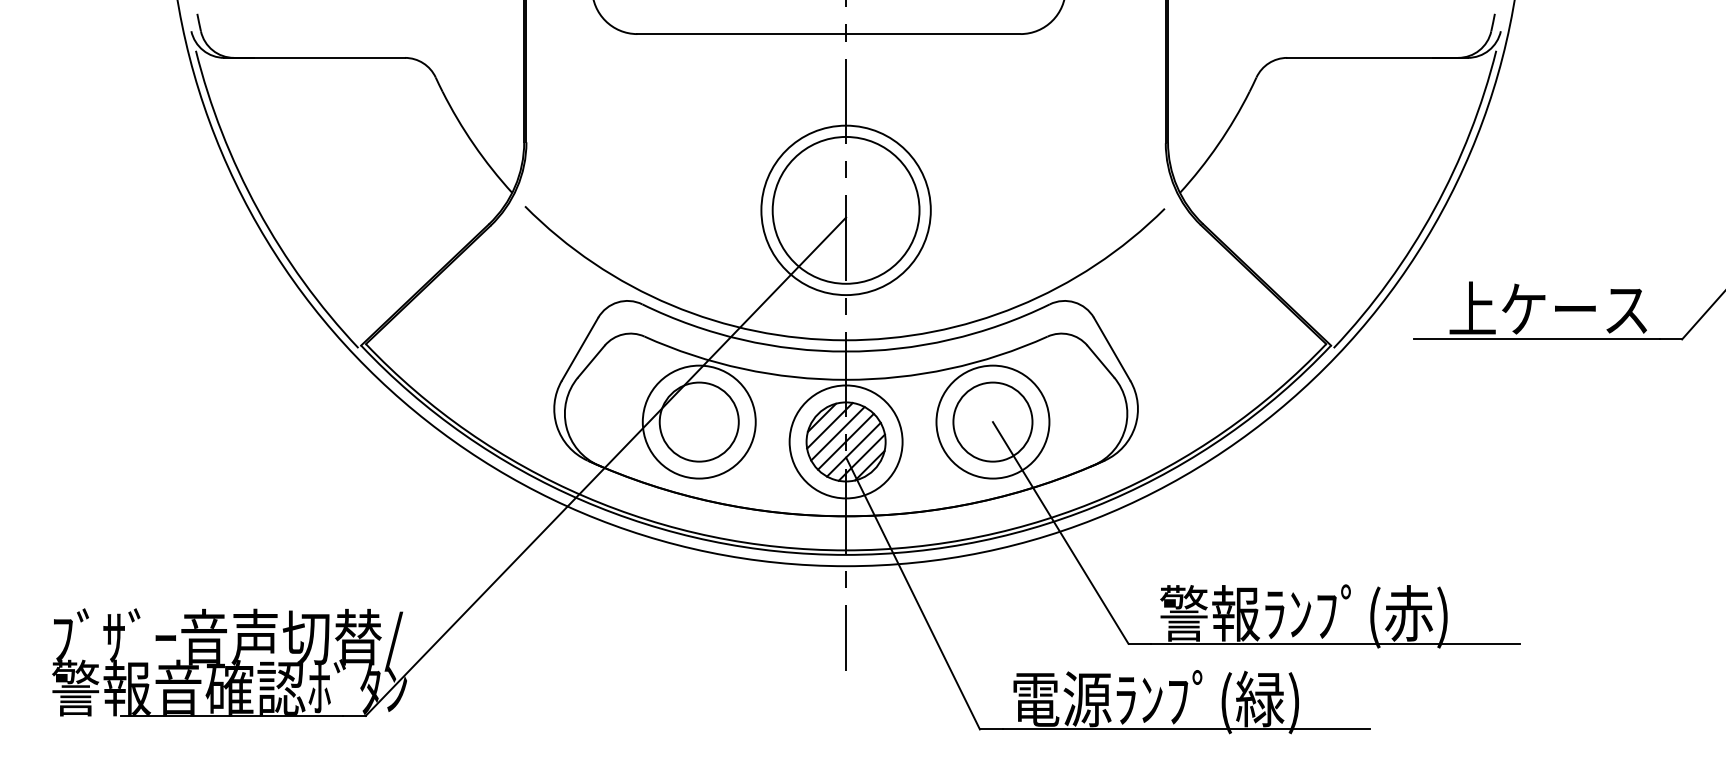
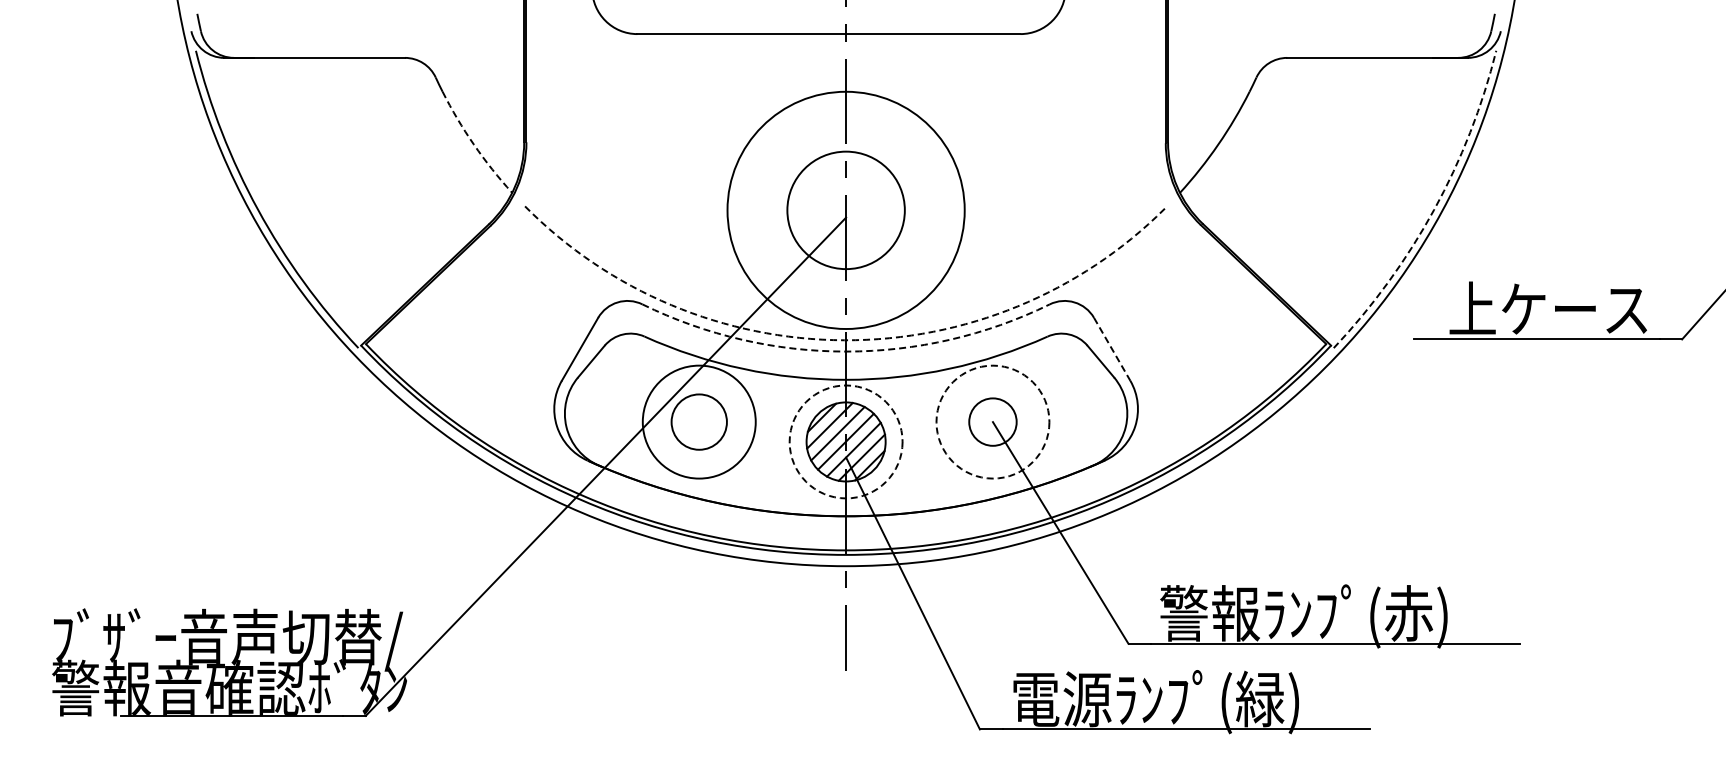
arc: solid -> dashed (473, 144)
circle diameter: 147 px -> 117 px (845, 210)
arc: solid -> dashed (1434, 209)
circle diameter: 169 px -> 237 px (845, 210)
arc: solid -> dashed (844, 340)
line: solid -> dashed (1112, 349)
arc: solid -> dashed (846, 351)
circle diameter: 79 px -> 55 px (698, 421)
circle diameter: 79 px -> 47 px (992, 421)
circle: solid -> dashed (992, 421)
circle: solid -> dashed (845, 441)
